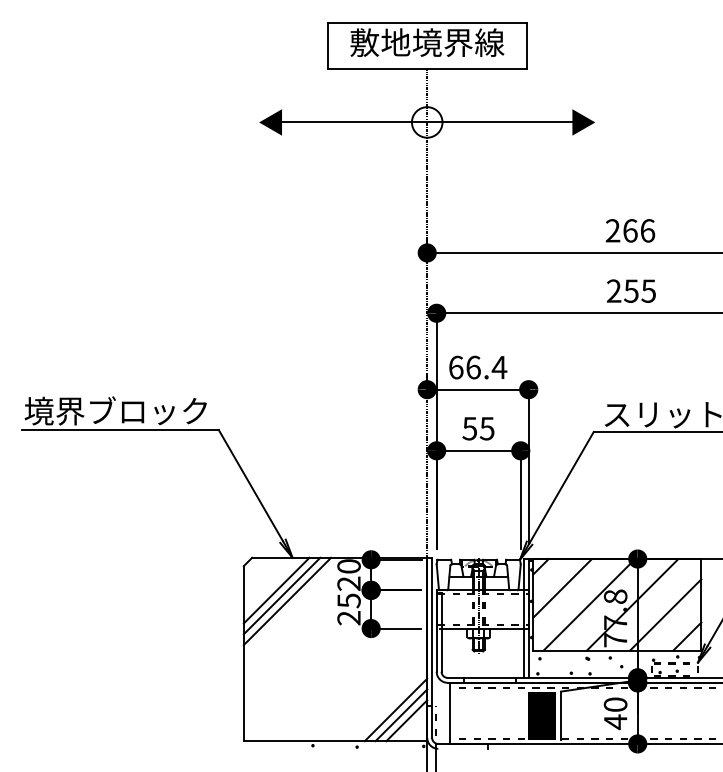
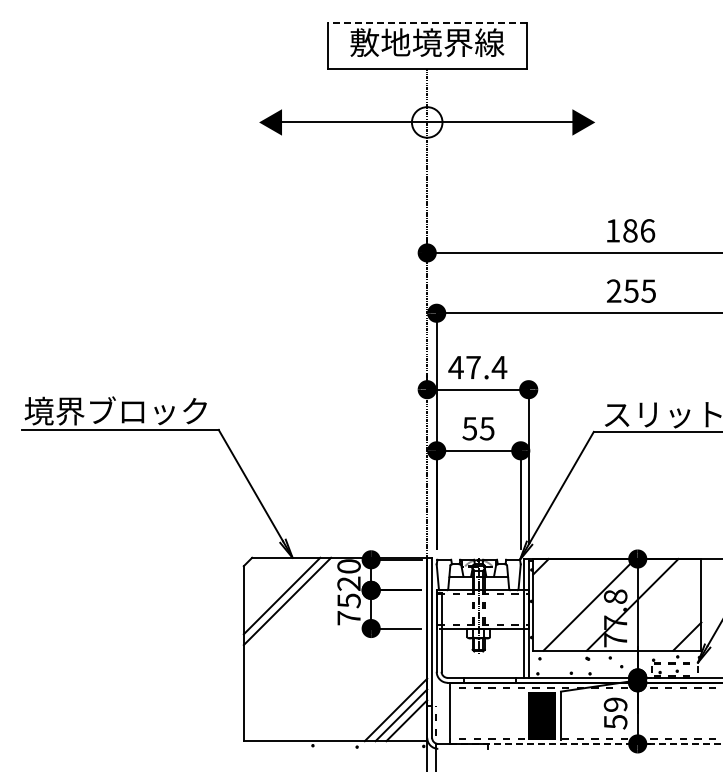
line: solid -> dashed (426, 23)
text: 266 -> 186 (621, 230)
text: 66.4 -> 47.4 (464, 367)
line: present -> none (562, 588)
line: present -> none (276, 590)
line: present -> none (665, 614)
text: 25 -> 75 (348, 618)
text: 40 -> 59 (615, 713)
line: solid -> dashed (587, 743)
